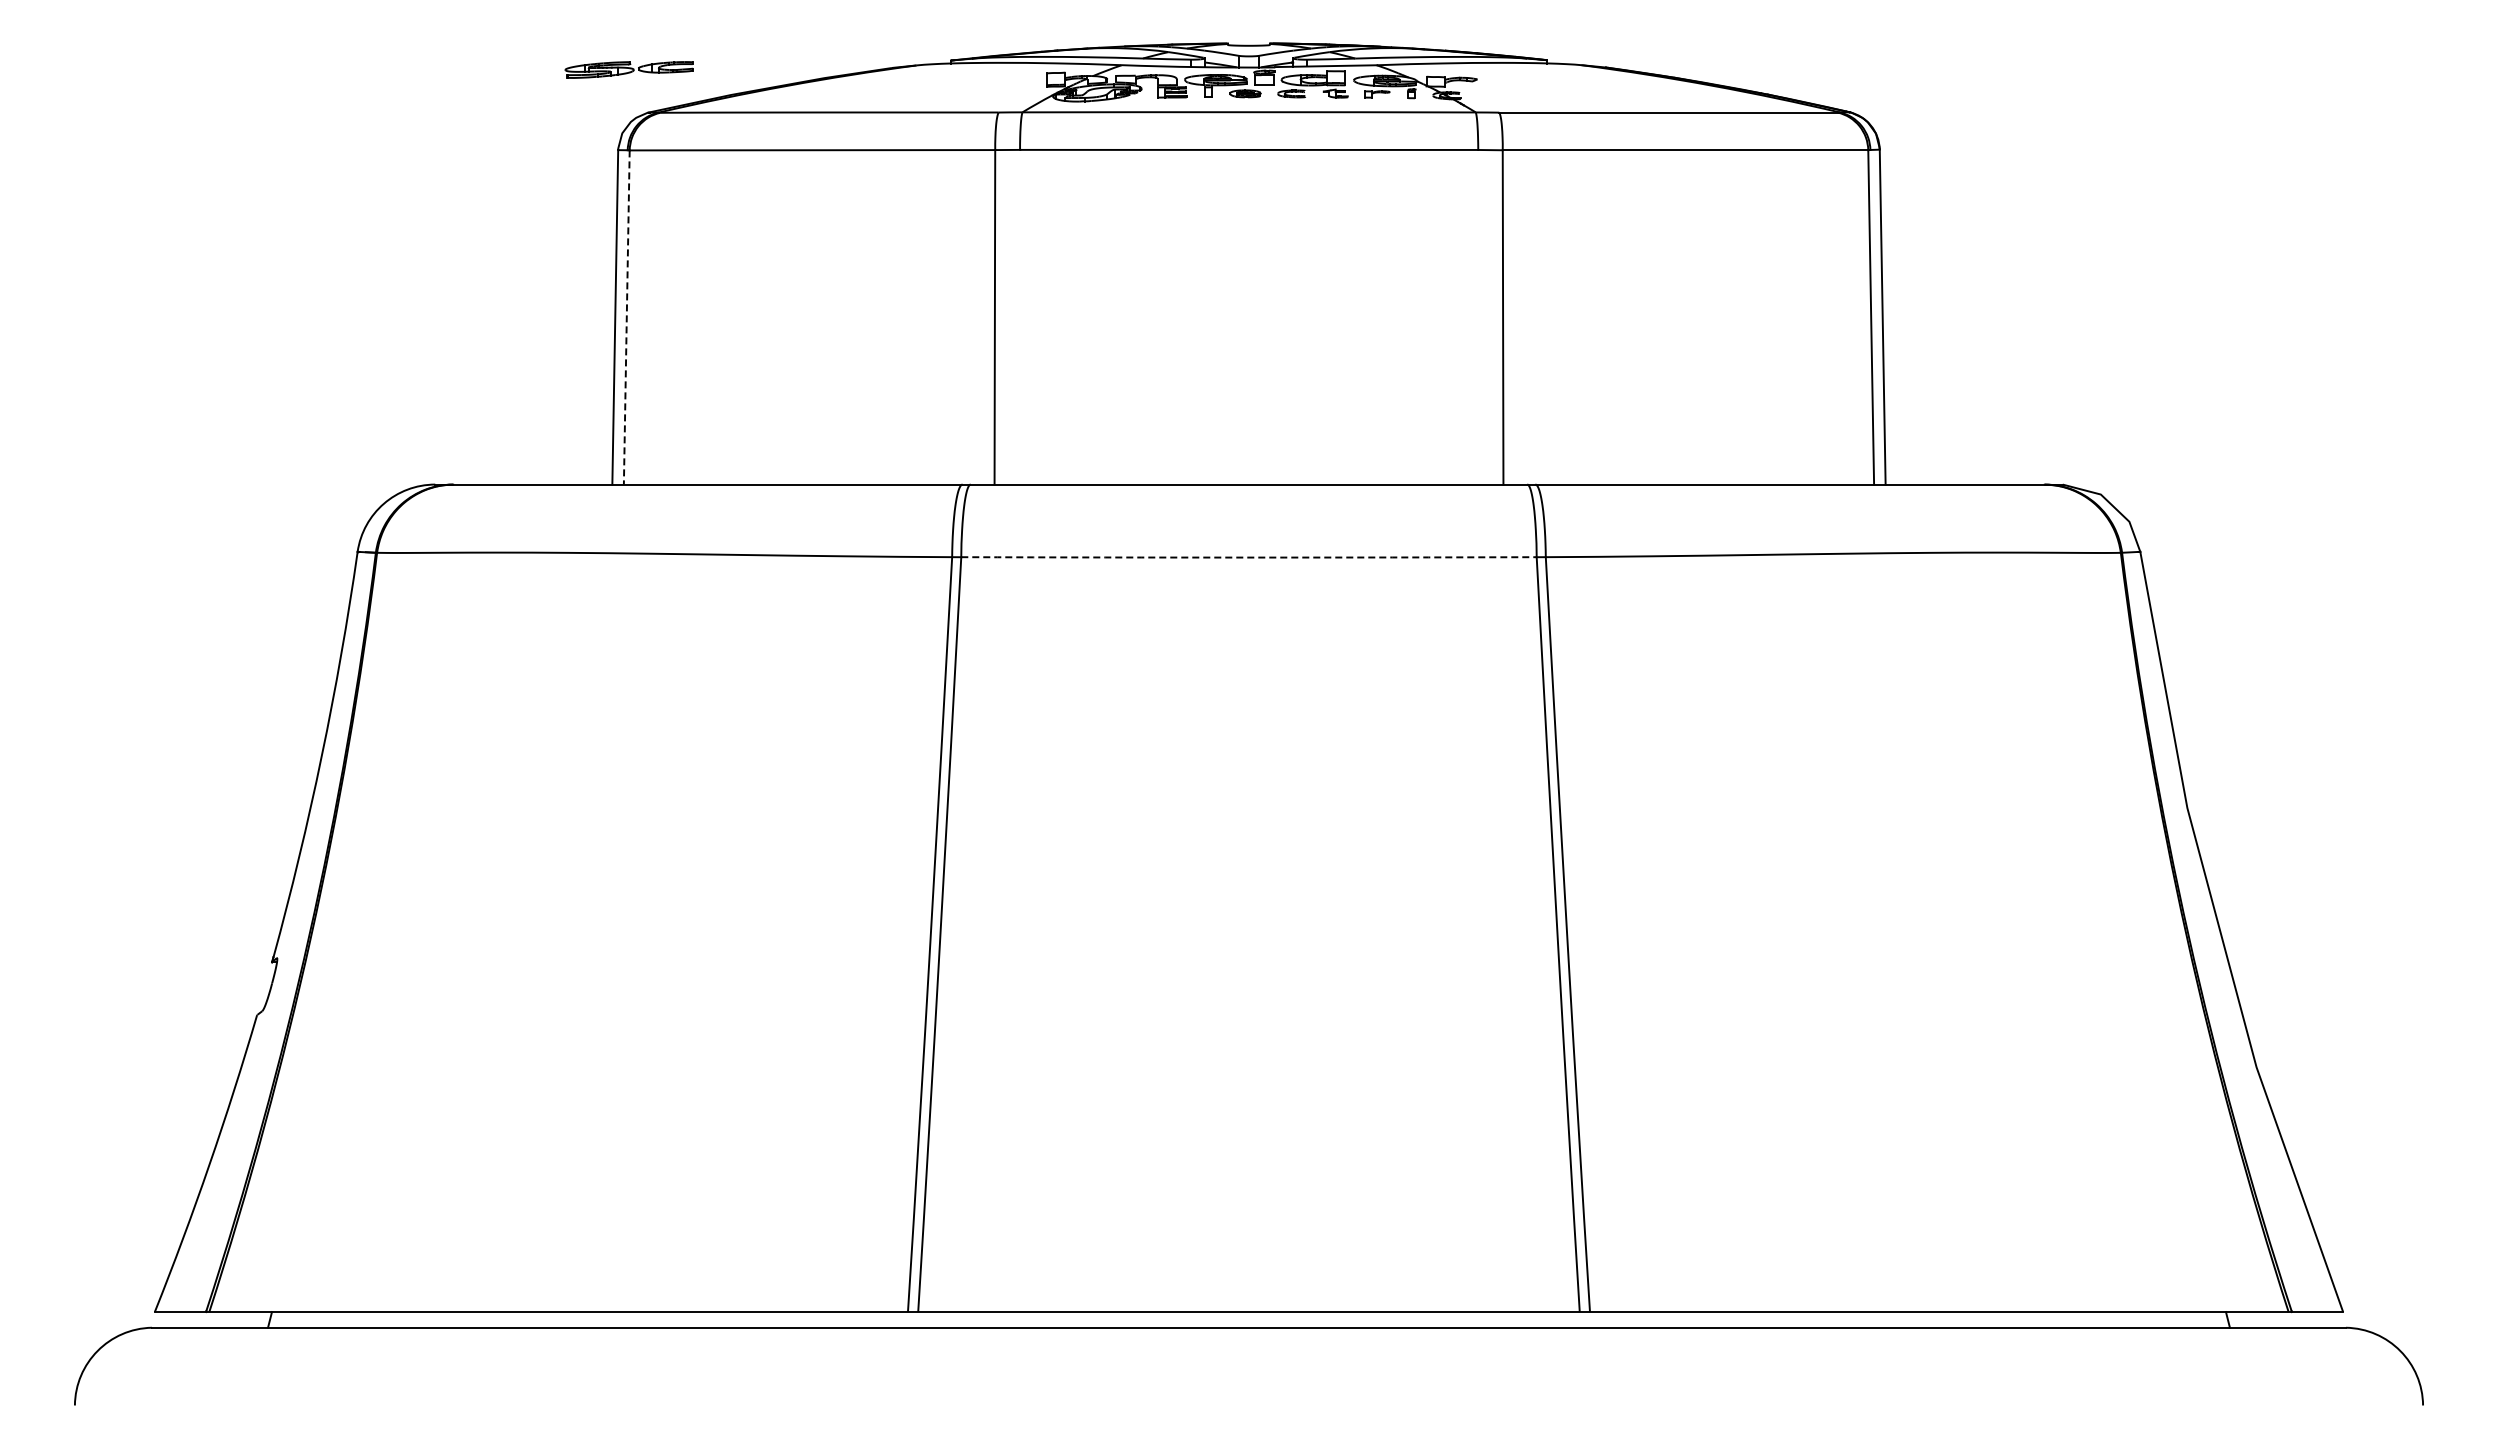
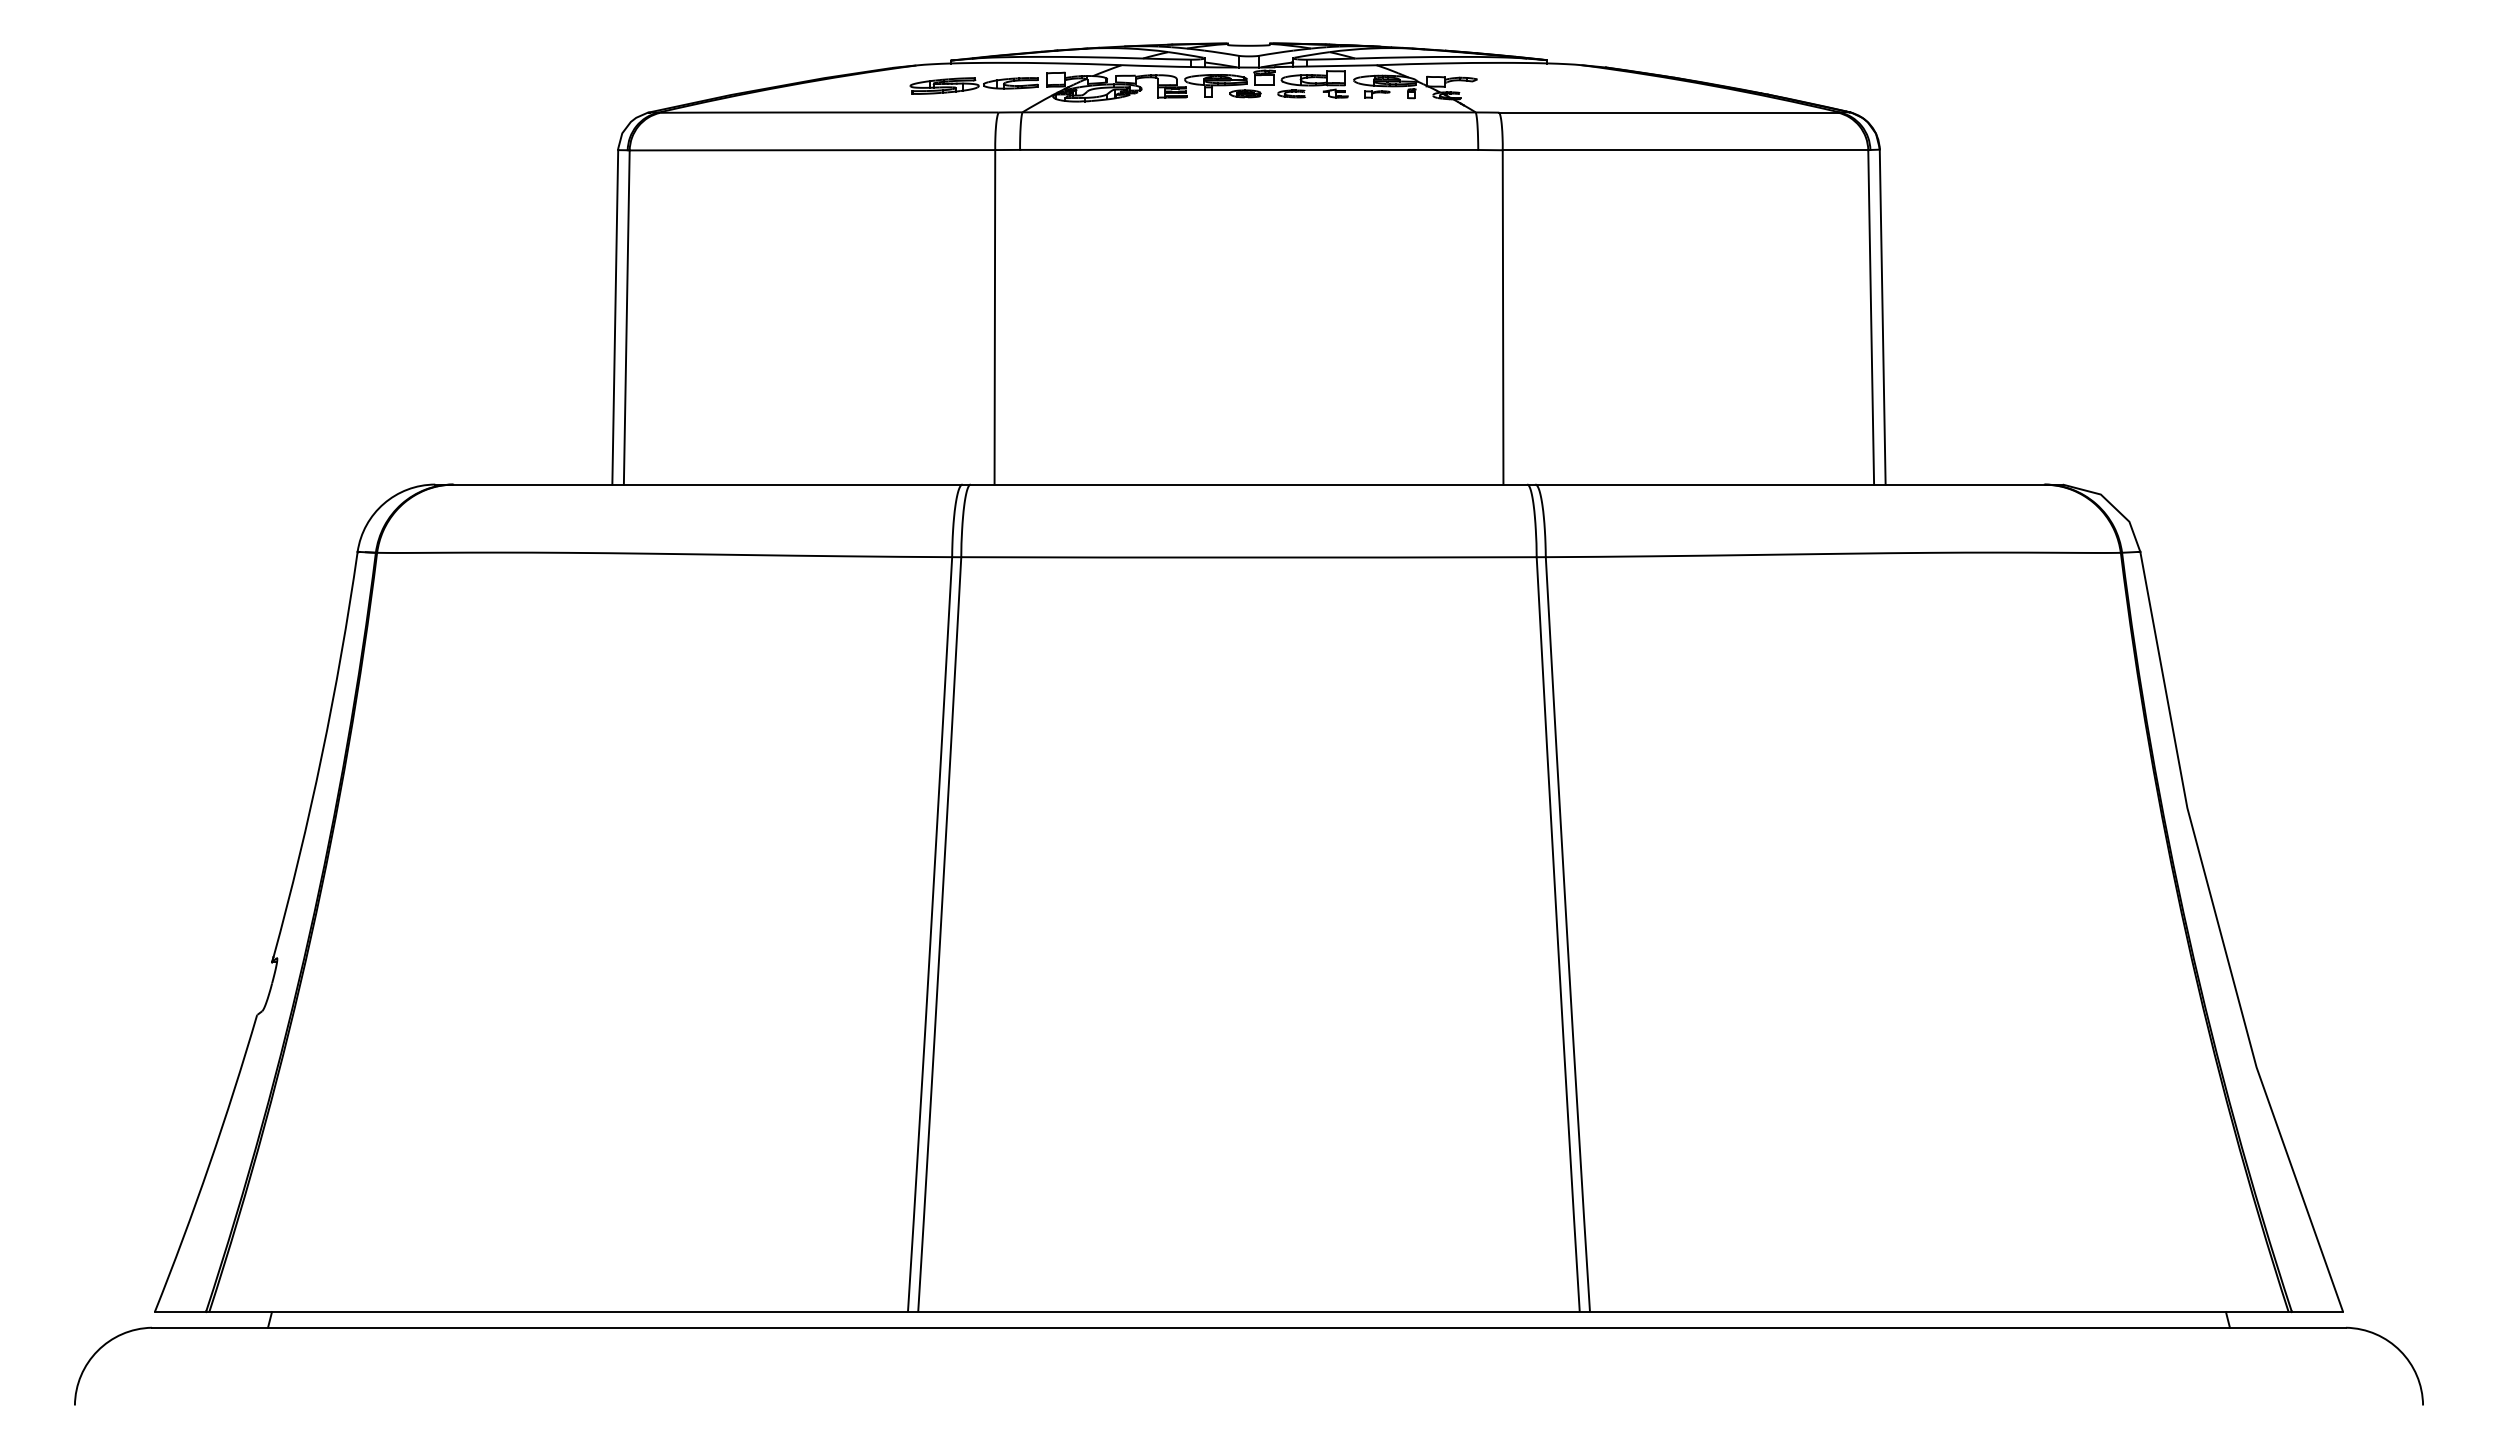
part position: (628, 69) -> (973, 85) (973, 85)
line: dashed -> solid (626, 318)
arc: dashed -> solid (1248, 557)
